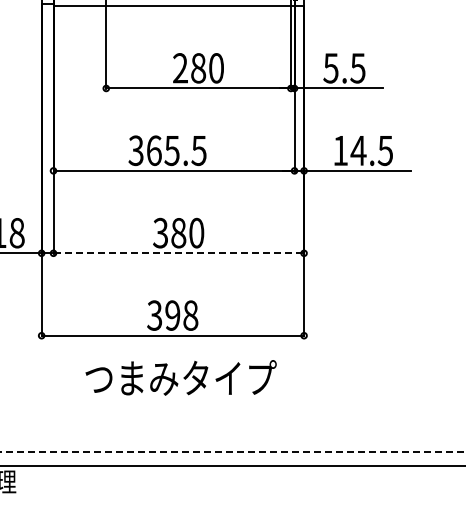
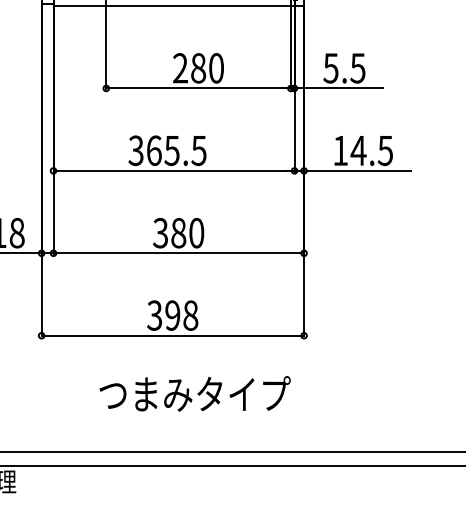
line: dashed -> solid (179, 253)
text position: (180, 377) -> (194, 393) (194, 393)
line: dashed -> solid (232, 452)
